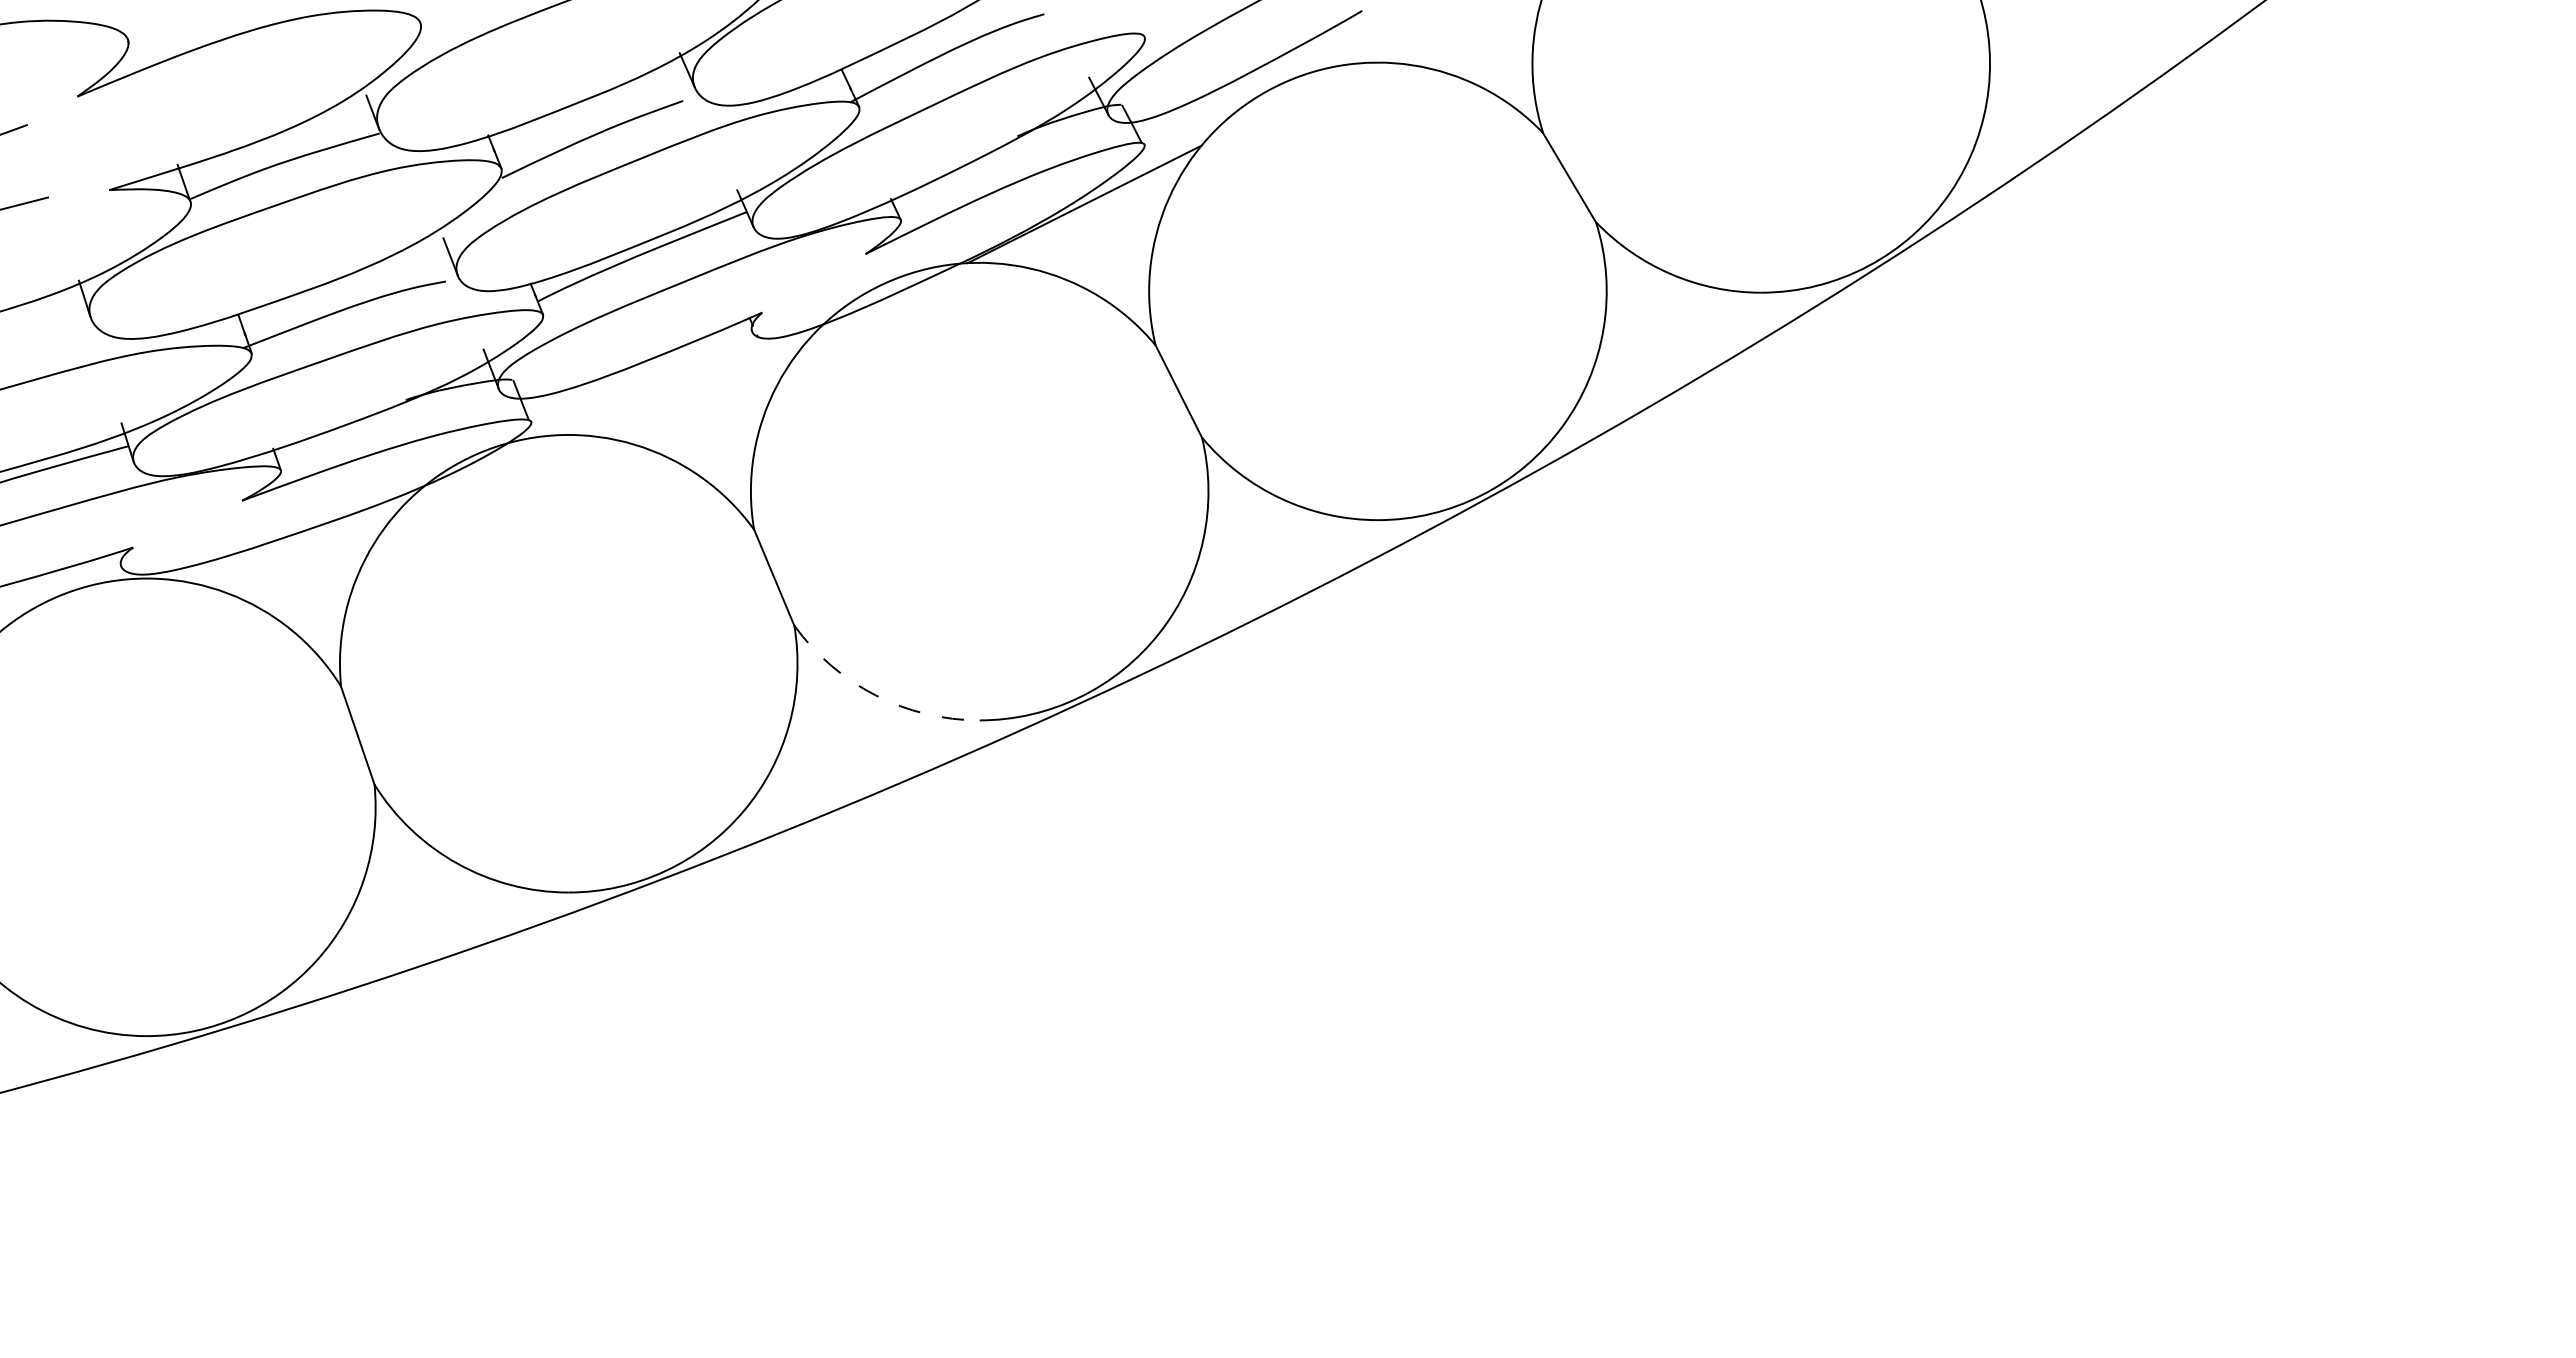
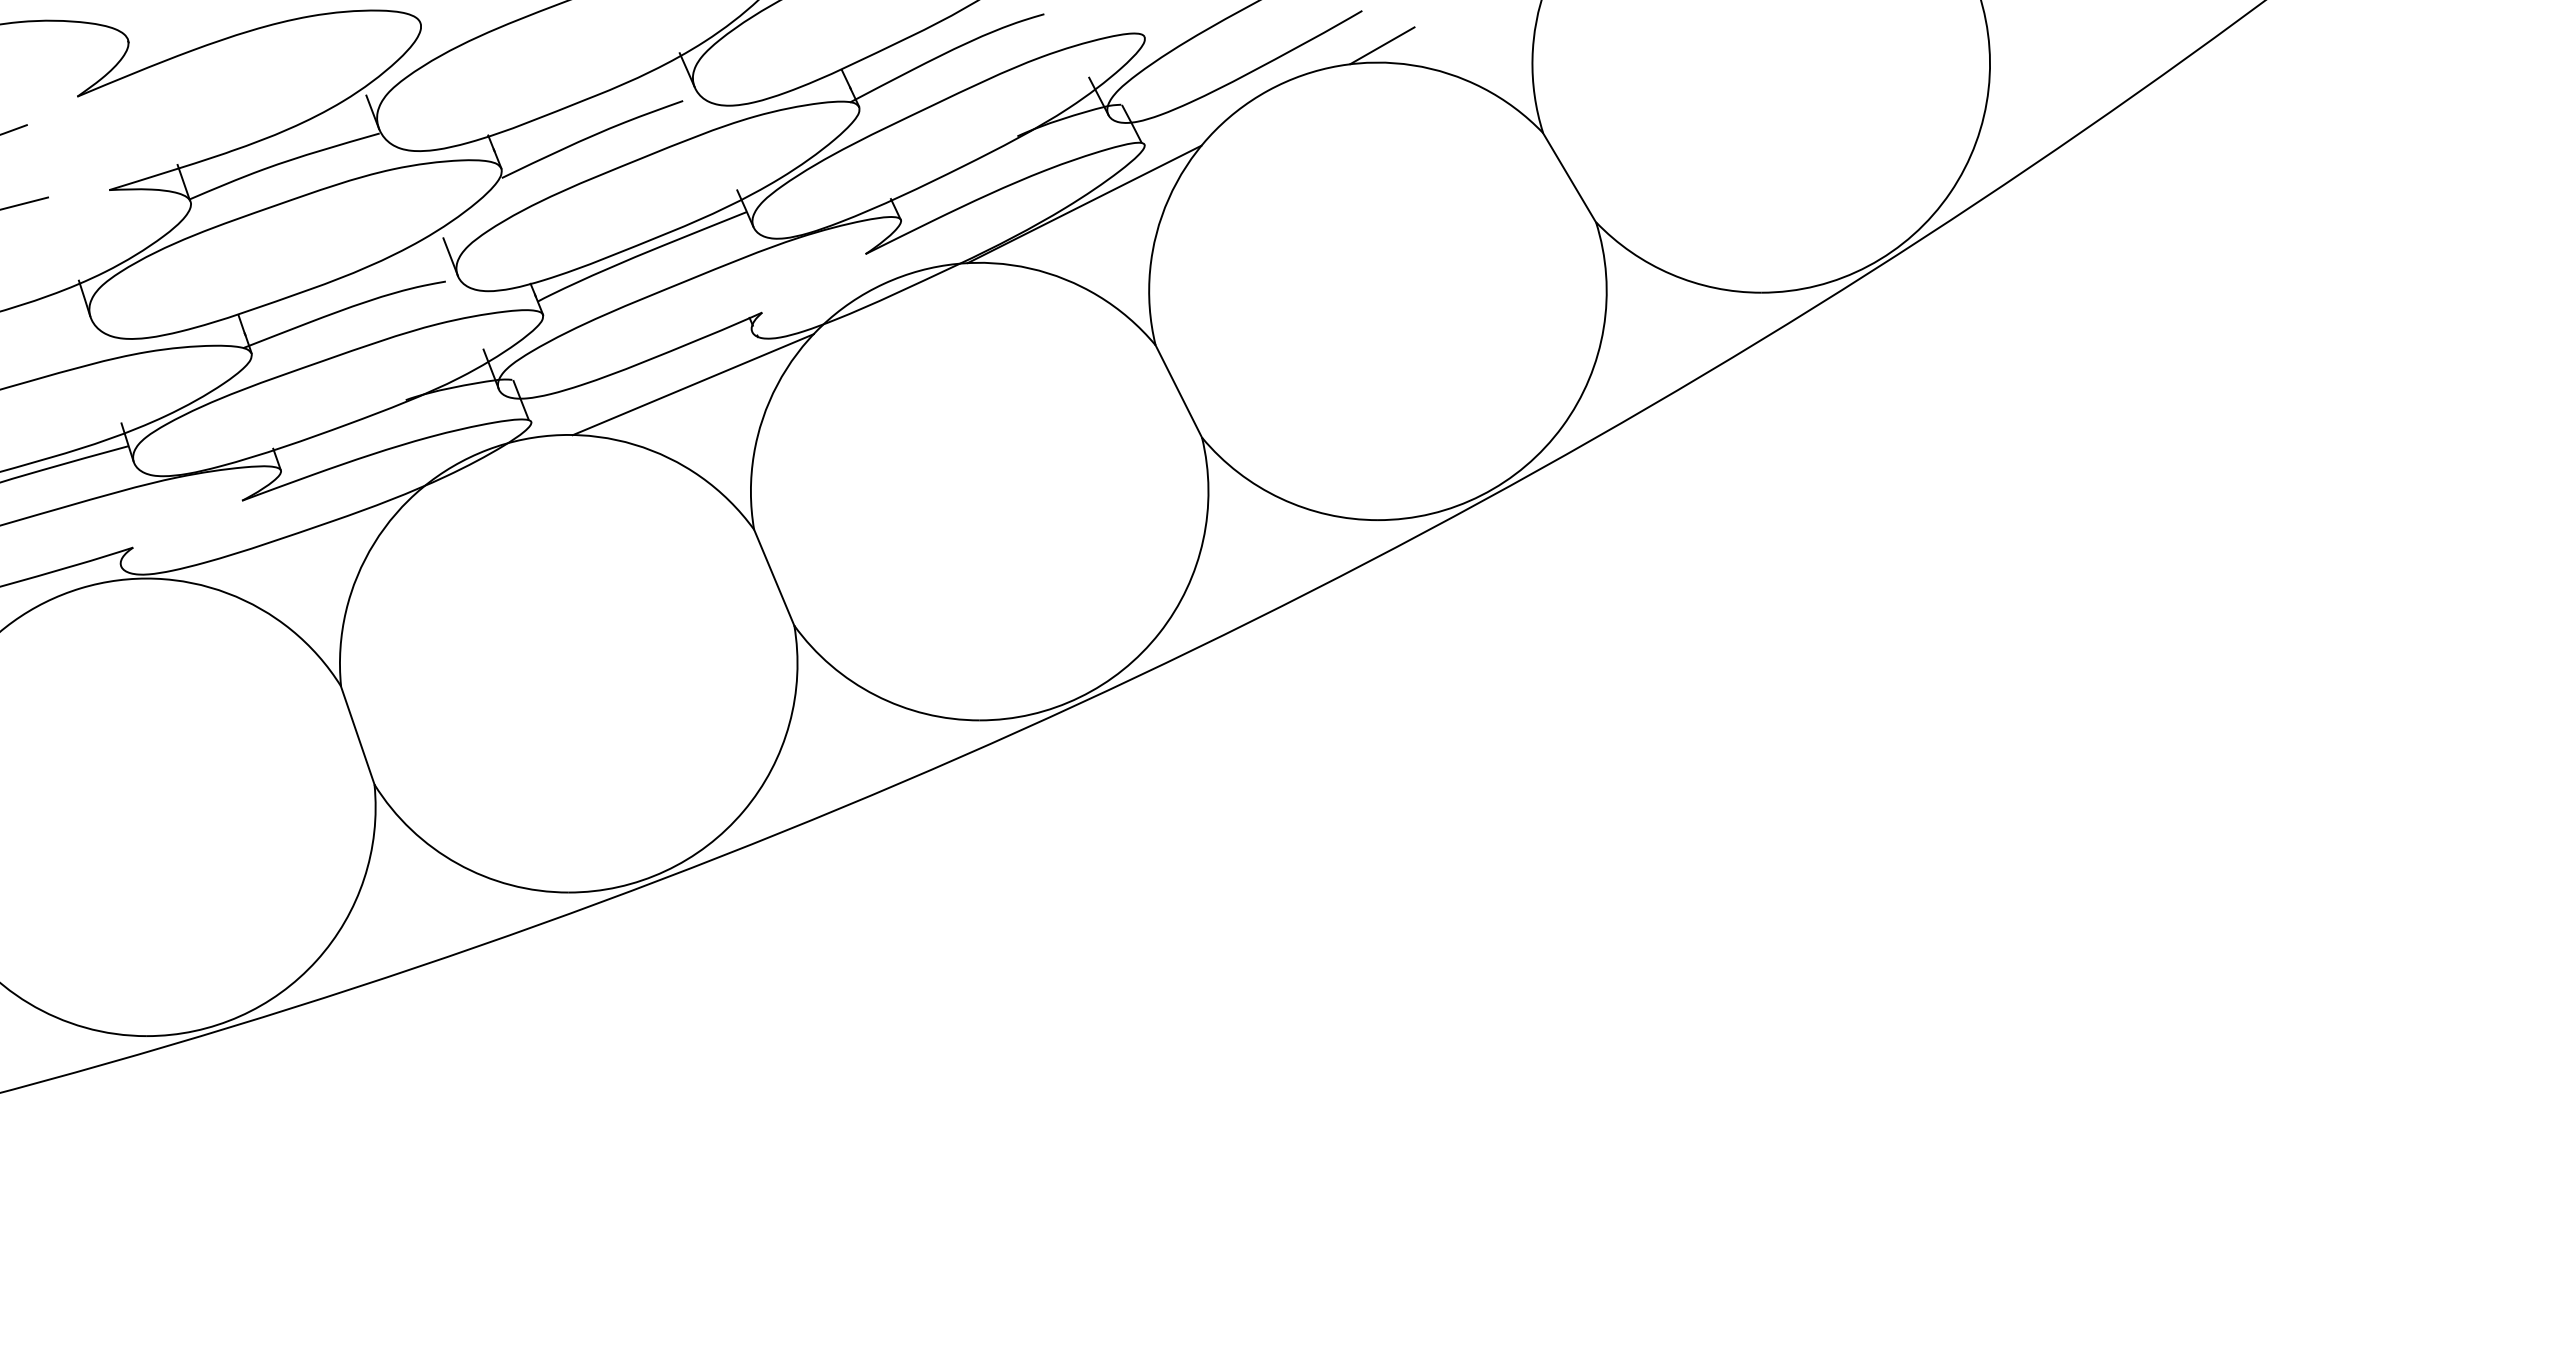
line: none -> present (1382, 45)
line: none -> present (692, 384)
arc: dashed -> solid (875, 695)
